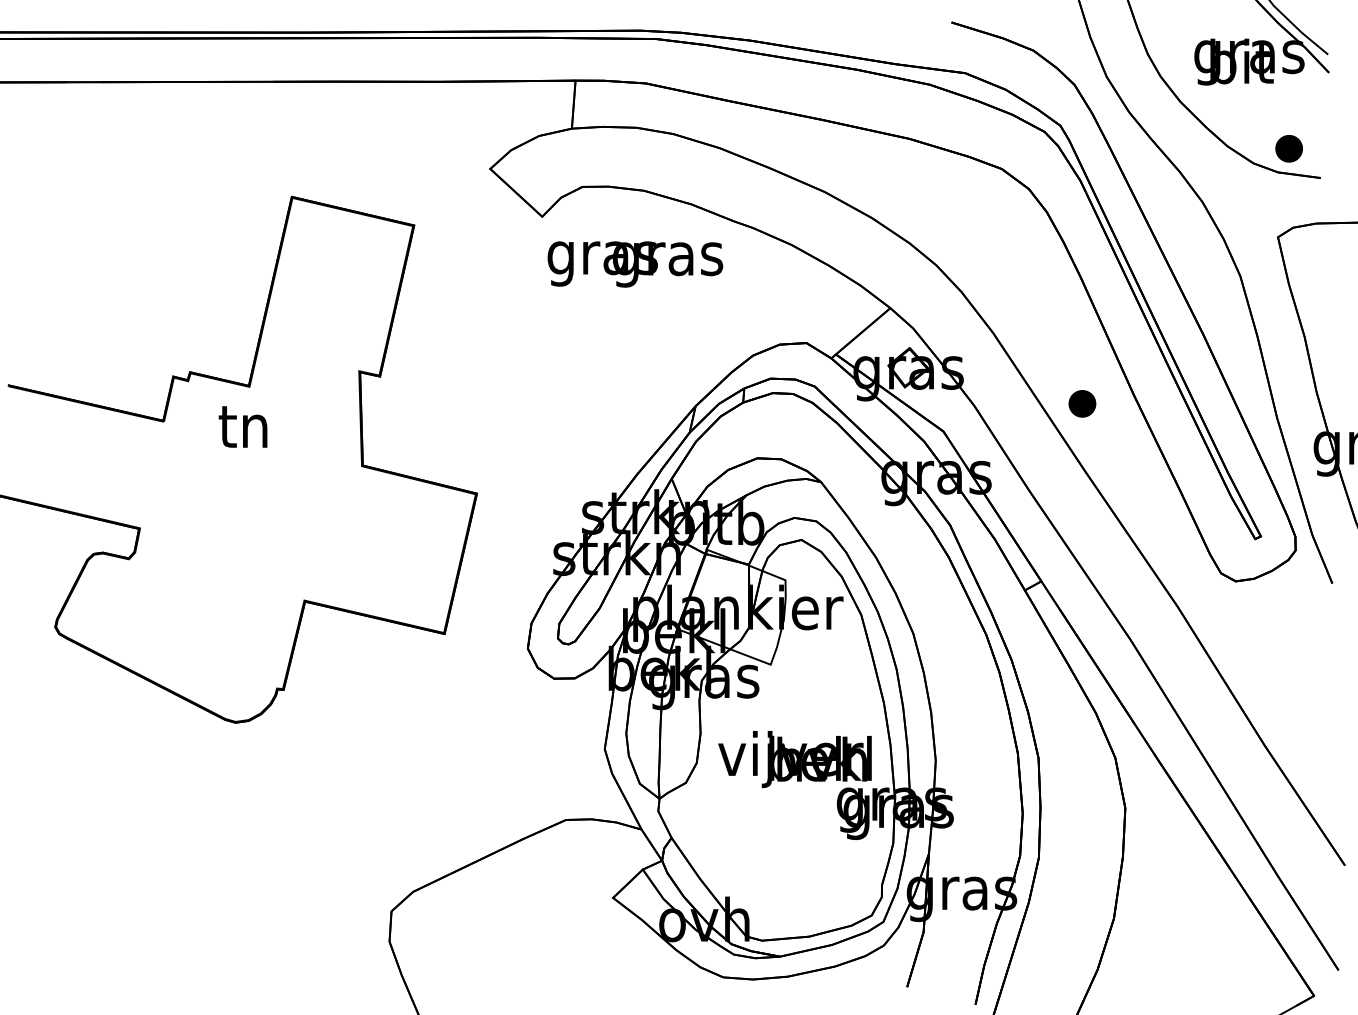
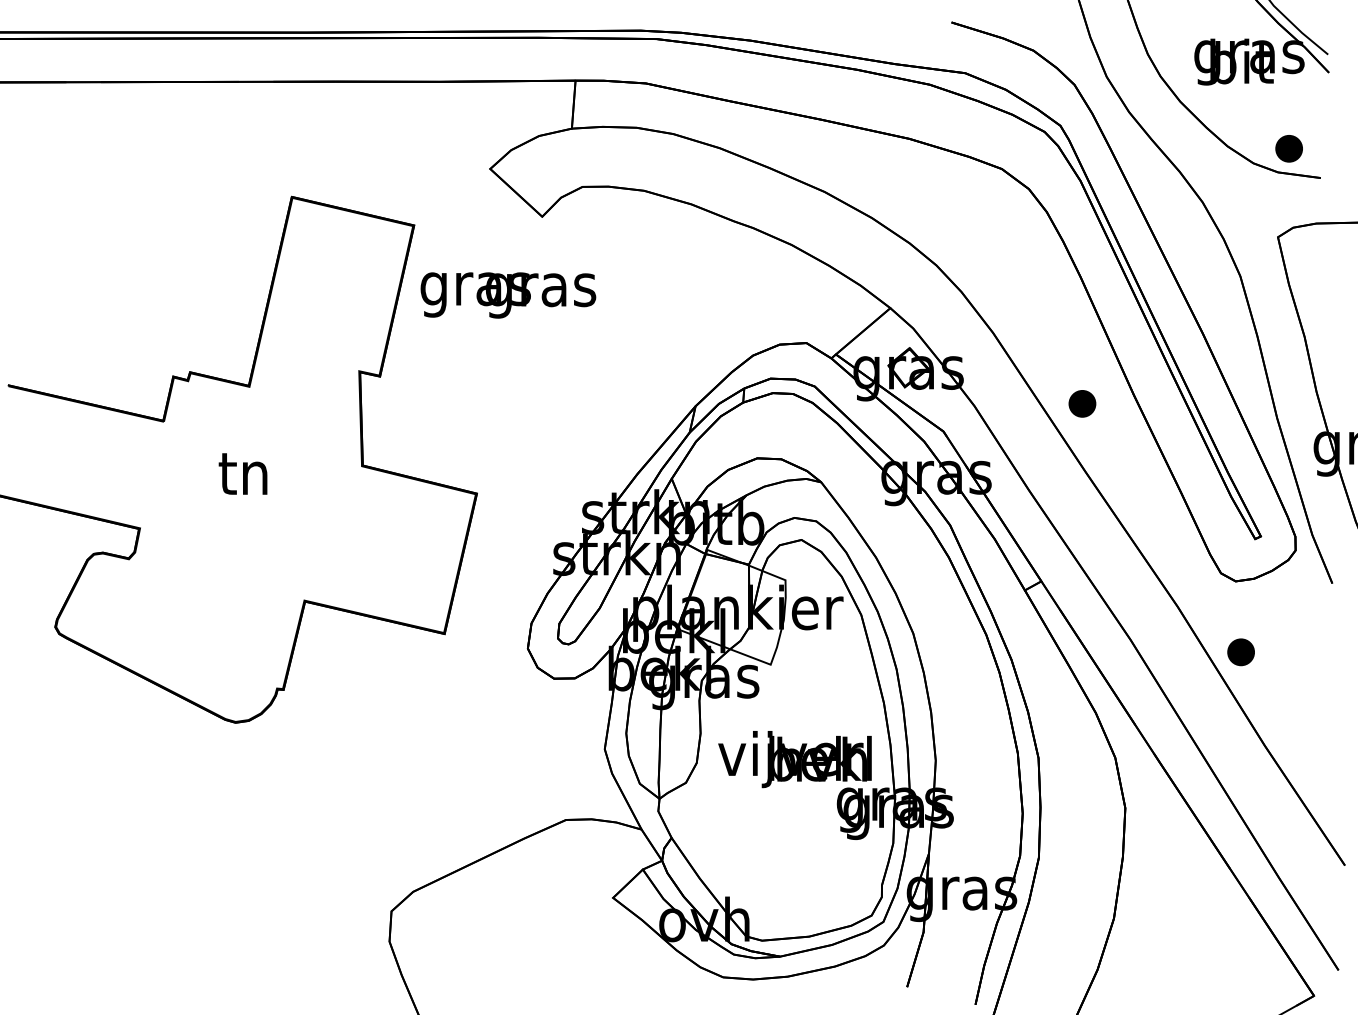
text position: (635, 264) -> (508, 295) (508, 295)
text position: (242, 426) -> (242, 473) (242, 473)
part: none -> present (1240, 652)
